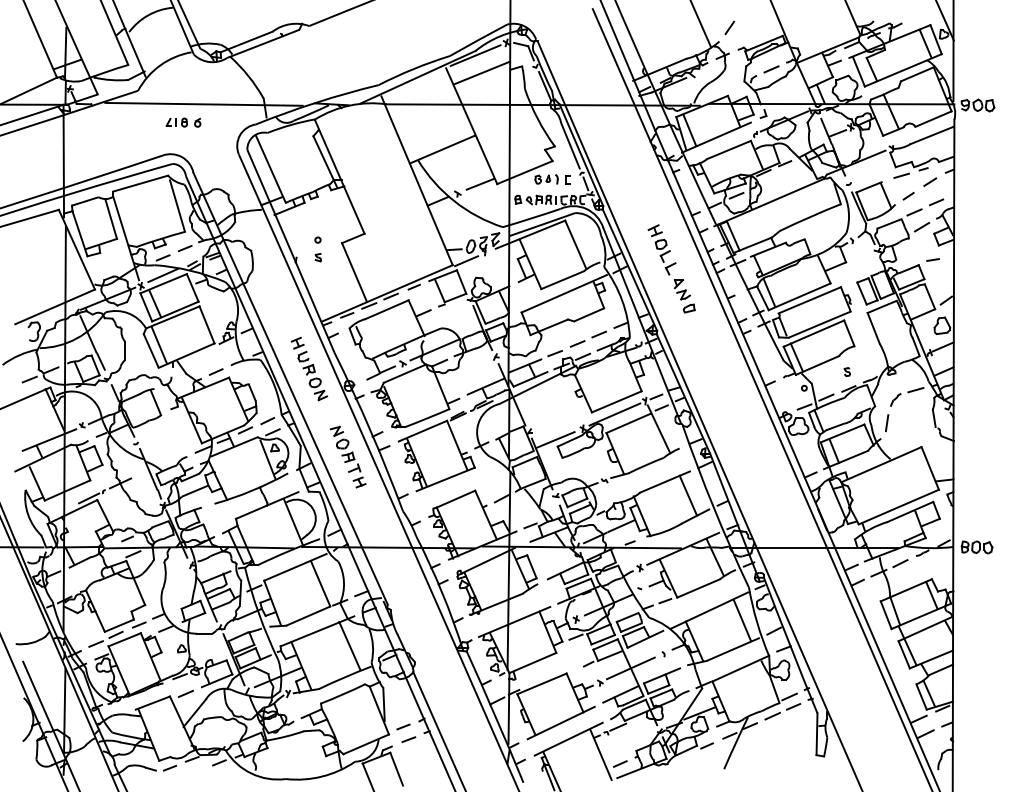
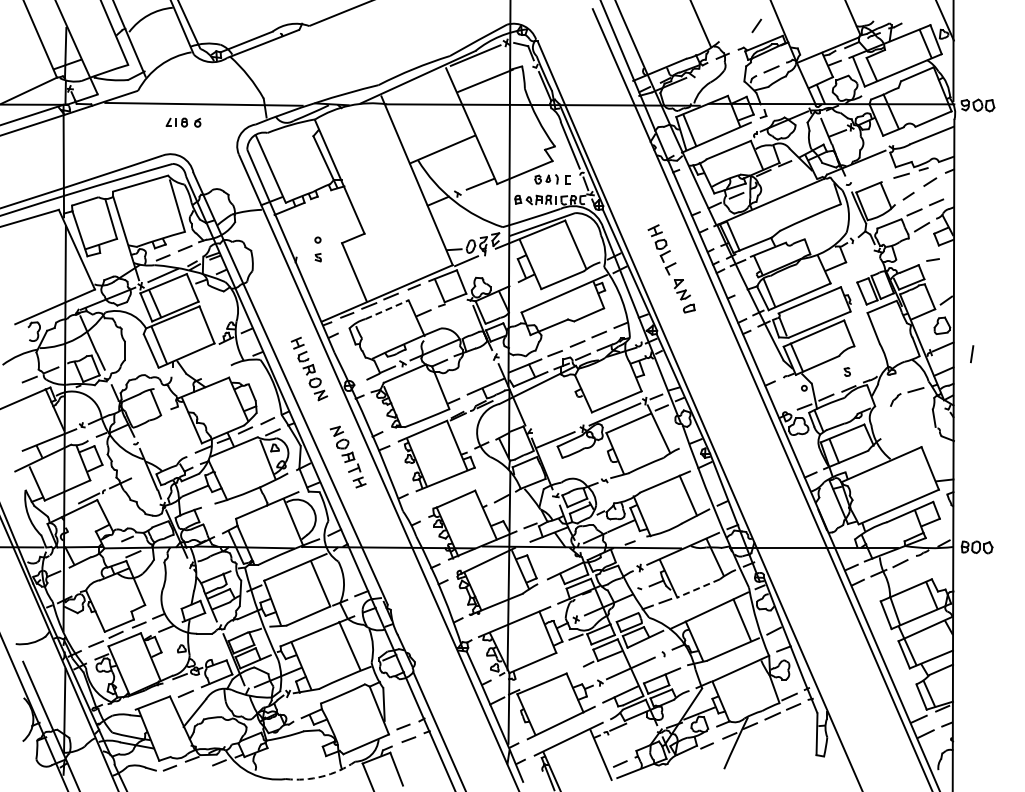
line position: (729, 27) -> (756, 25) (756, 25)
line position: (481, 72) -> (484, 80) (484, 80)
line: solid -> dashed (387, 309)
line: present -> none (215, 371)
line position: (887, 423) -> (972, 354) (972, 354)
line: solid -> dashed (698, 588)
arc: solid -> dashed (322, 776)
